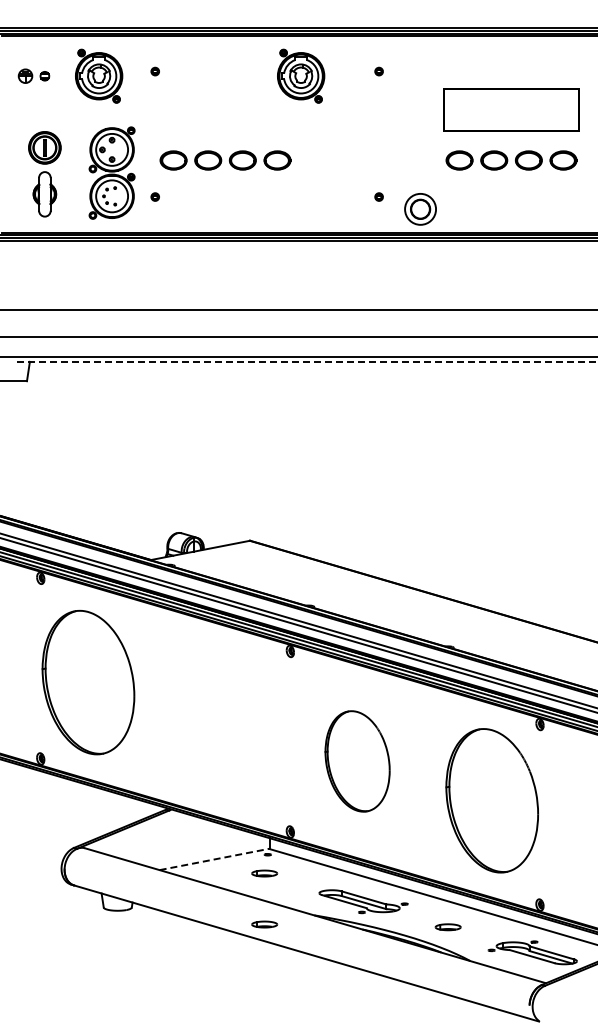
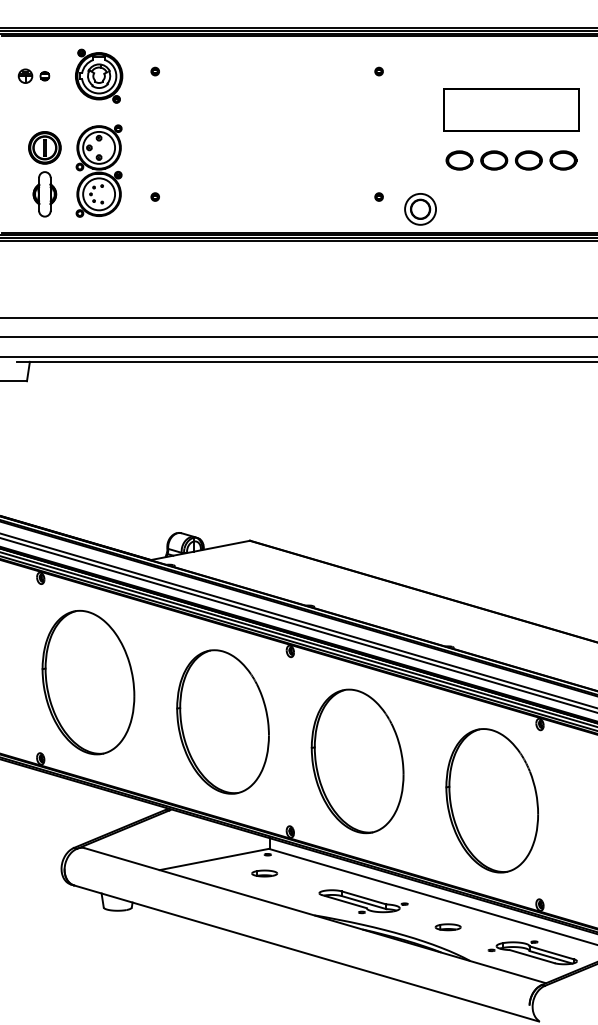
part: present -> none (301, 75)
part: present -> none (225, 160)
part position: (111, 172) -> (98, 170) (98, 170)
line position: (298, 310) -> (298, 318) (298, 318)
line: dashed -> solid (307, 361)
part: none -> present (222, 721)
part size: 67x103 px -> 95x147 px (357, 761)
line: dashed -> solid (215, 859)
part: present -> none (264, 924)
